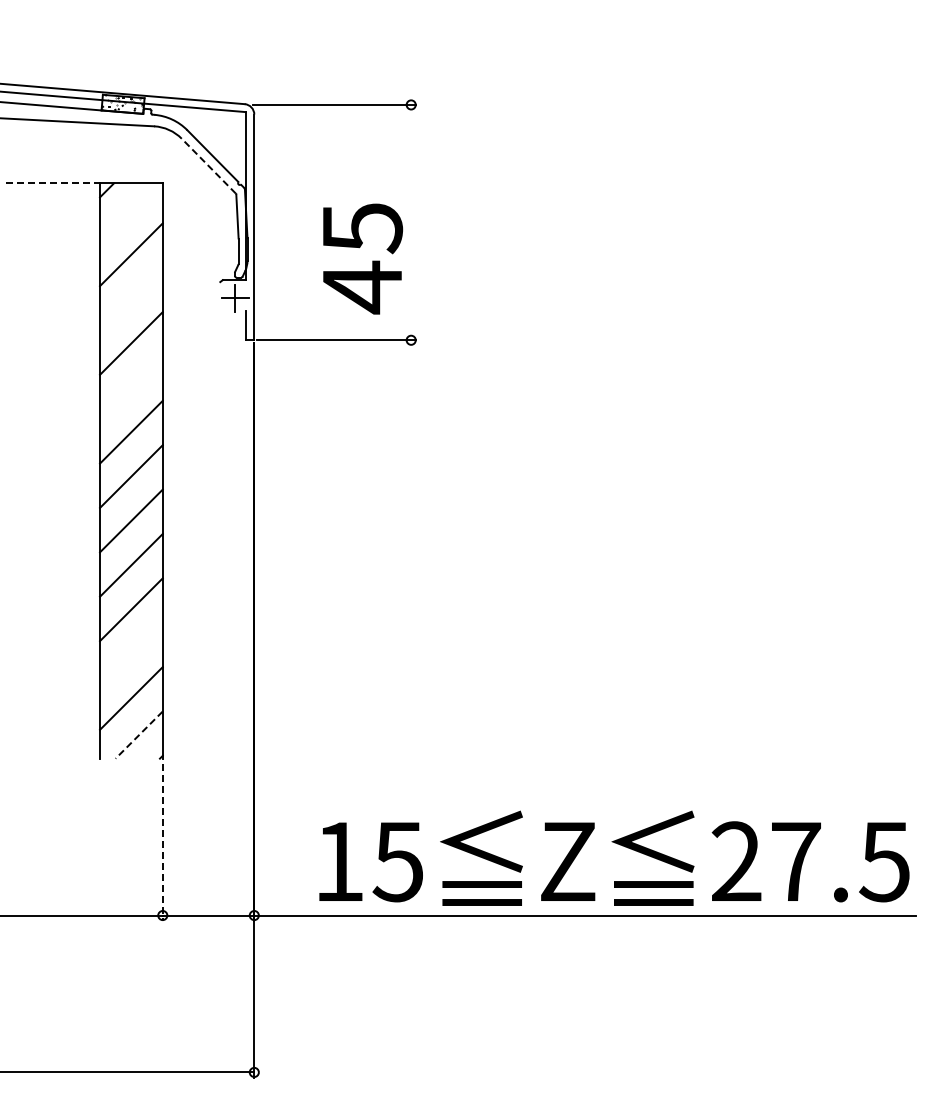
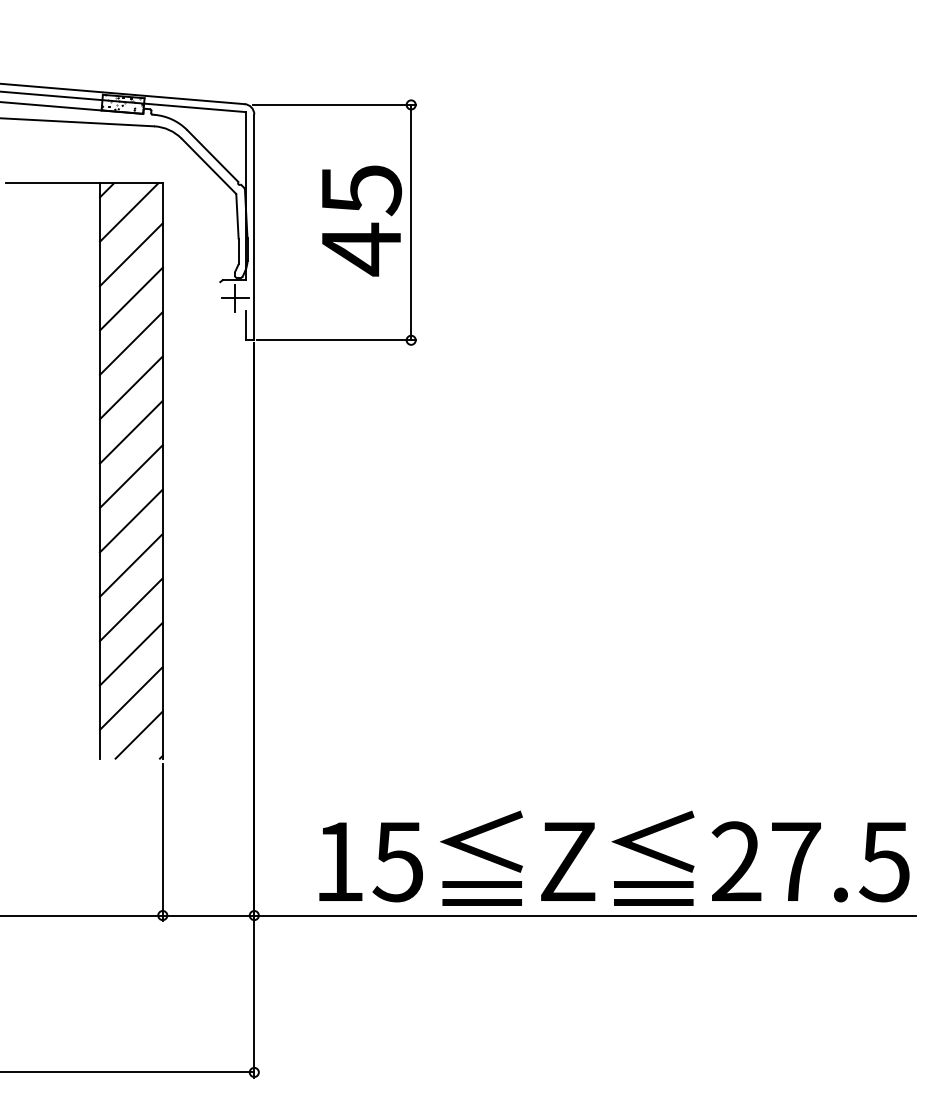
line: dashed -> solid (208, 166)
line: dashed -> solid (53, 183)
line: none -> present (129, 212)
line: none -> present (411, 222)
text position: (363, 258) -> (362, 220) (362, 220)
line: none -> present (131, 298)
line: none -> present (131, 387)
line: none -> present (131, 653)
line: dashed -> solid (138, 735)
line: dashed -> solid (162, 842)
